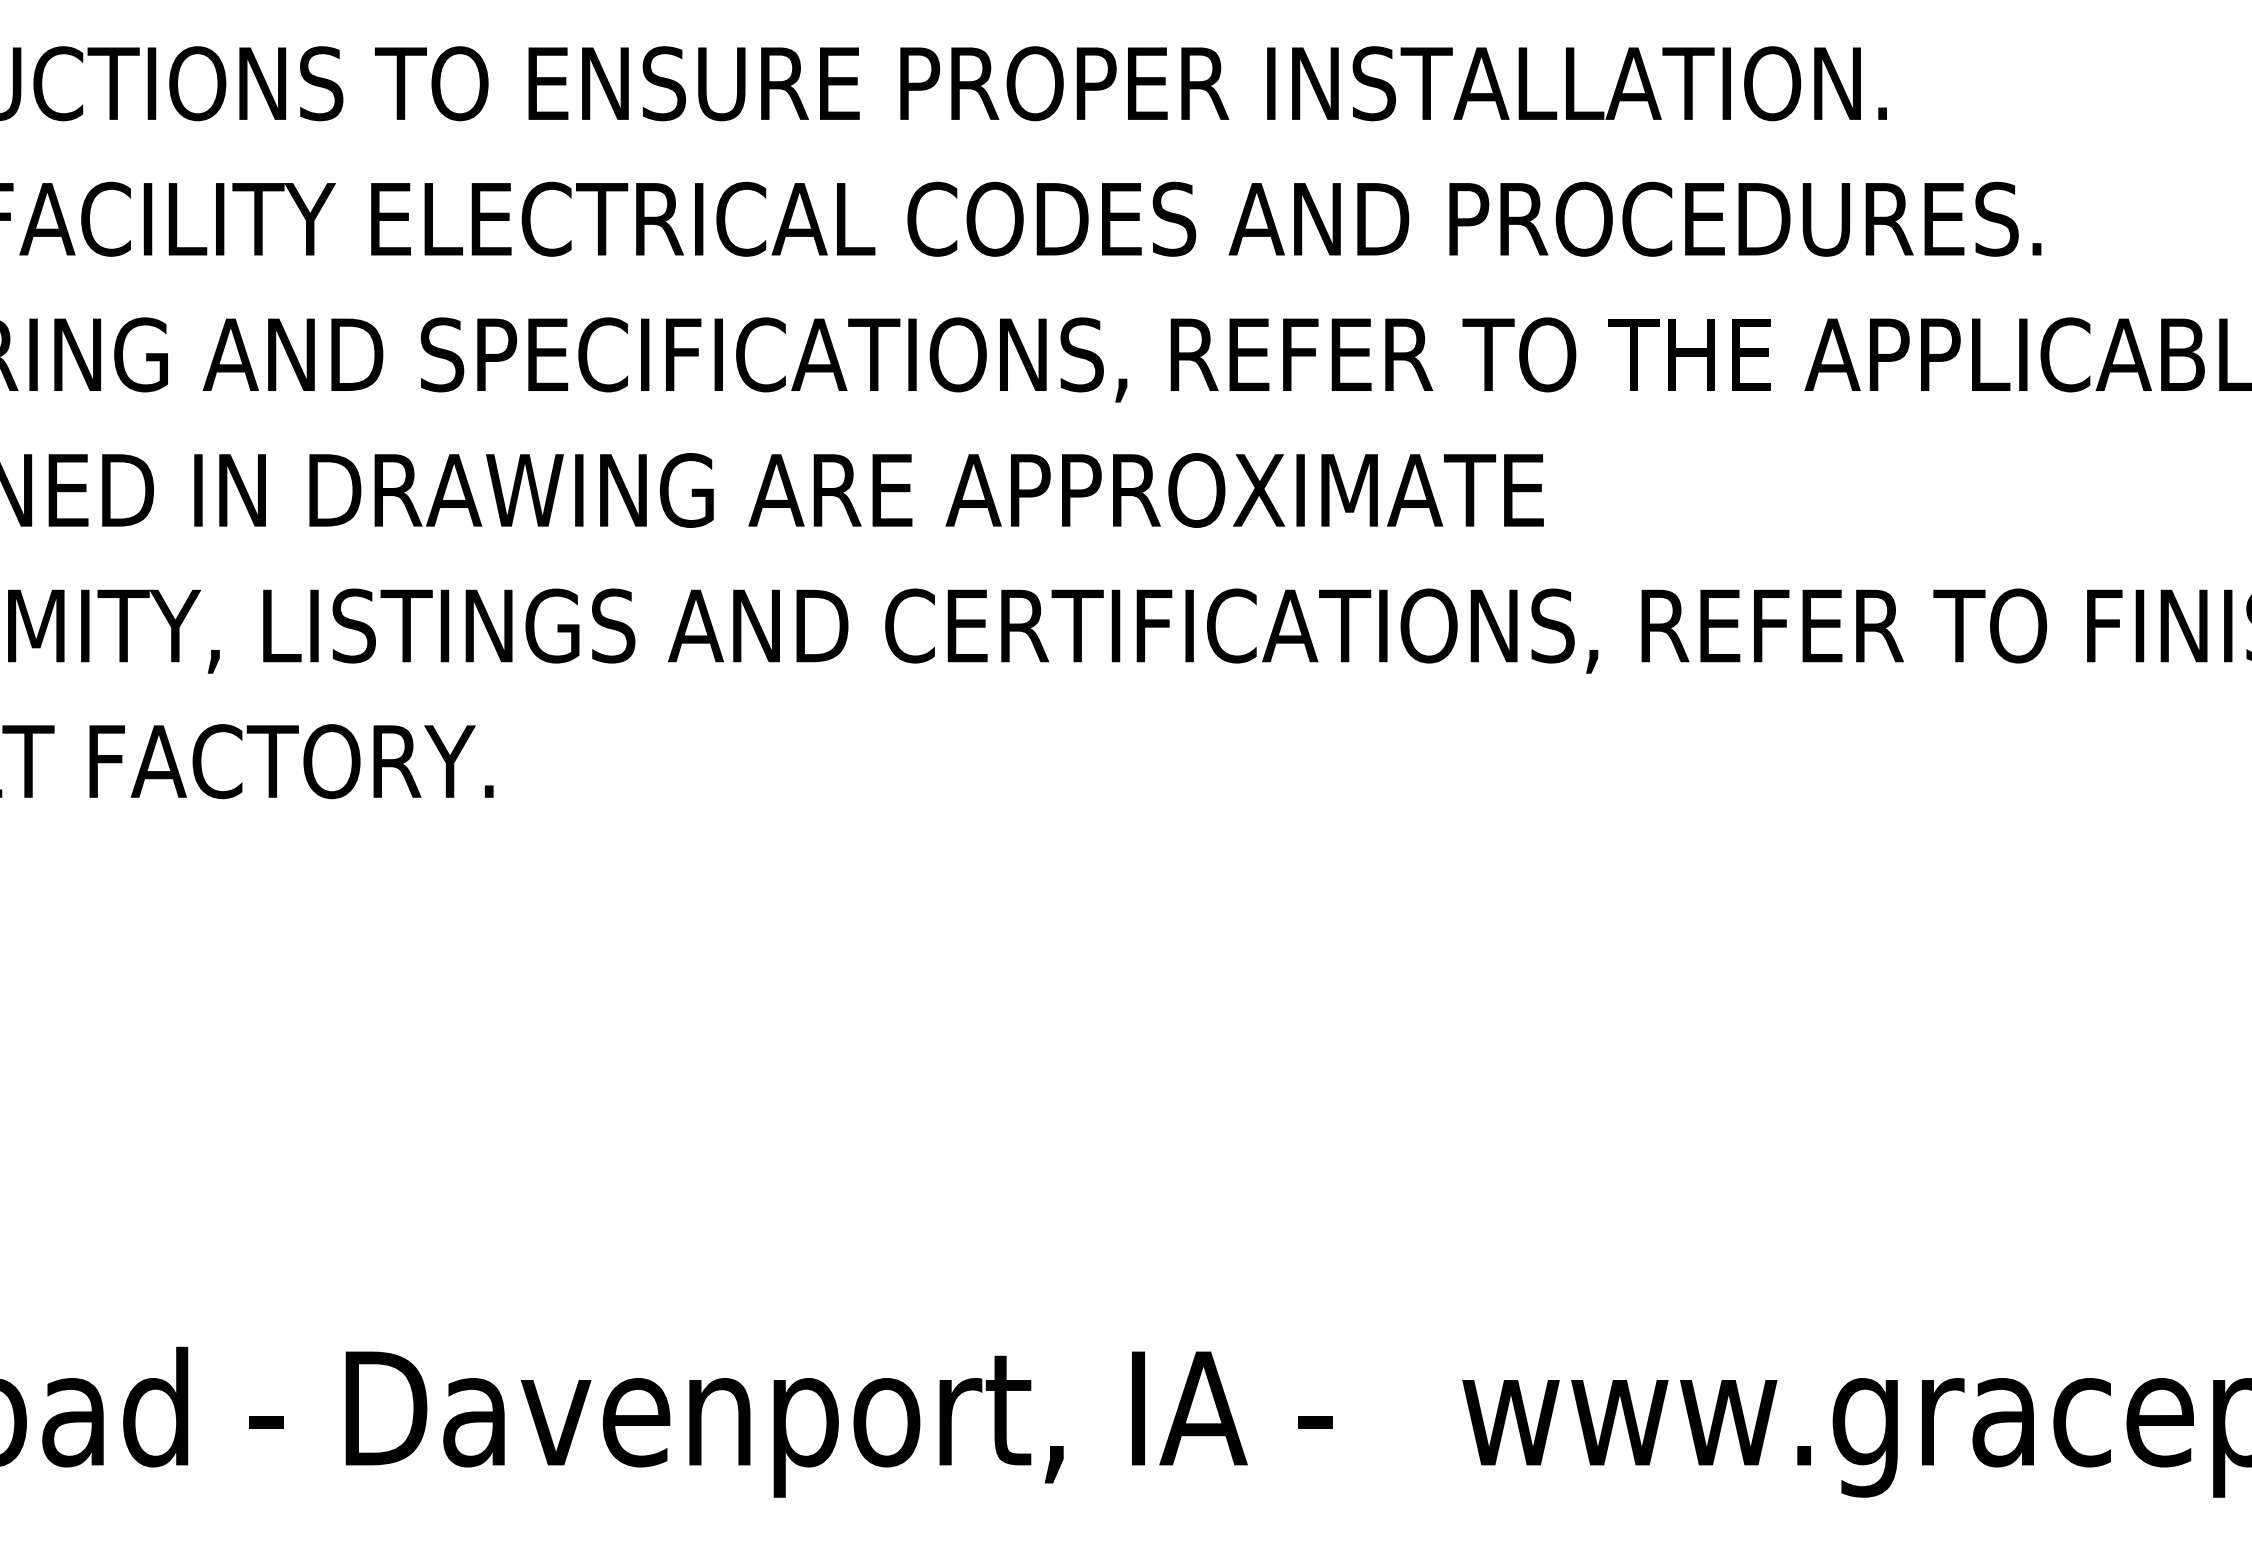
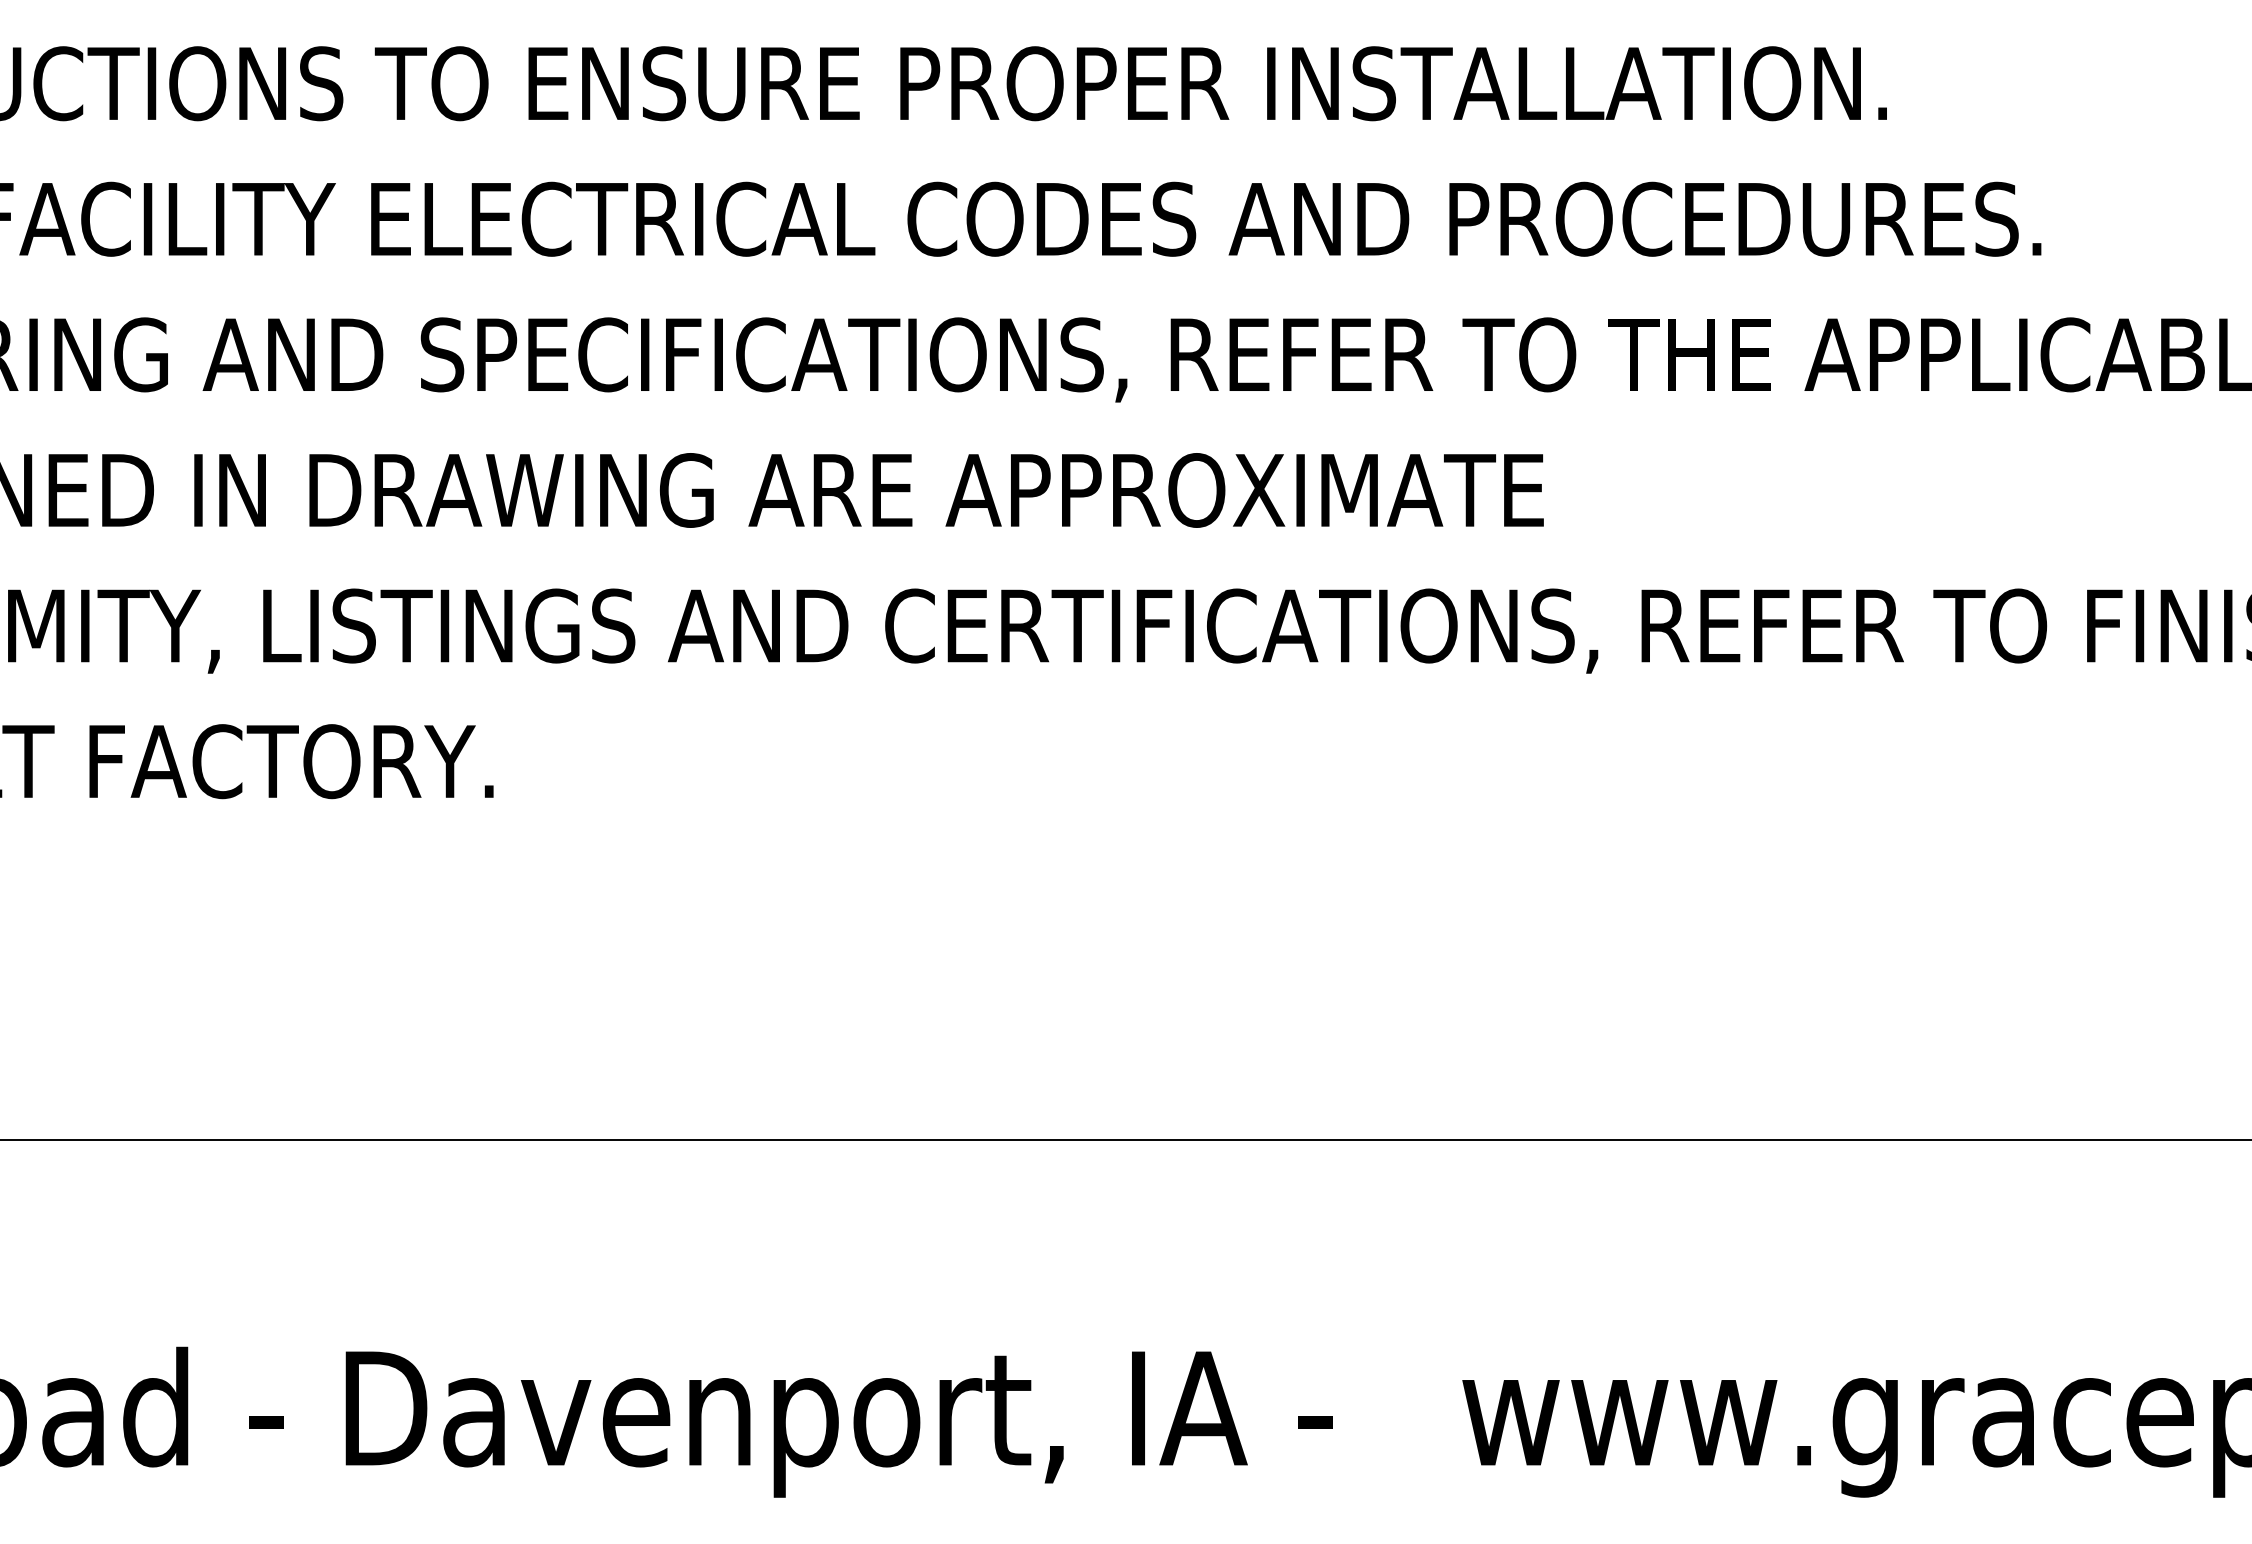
line: none -> present (1125, 1139)
